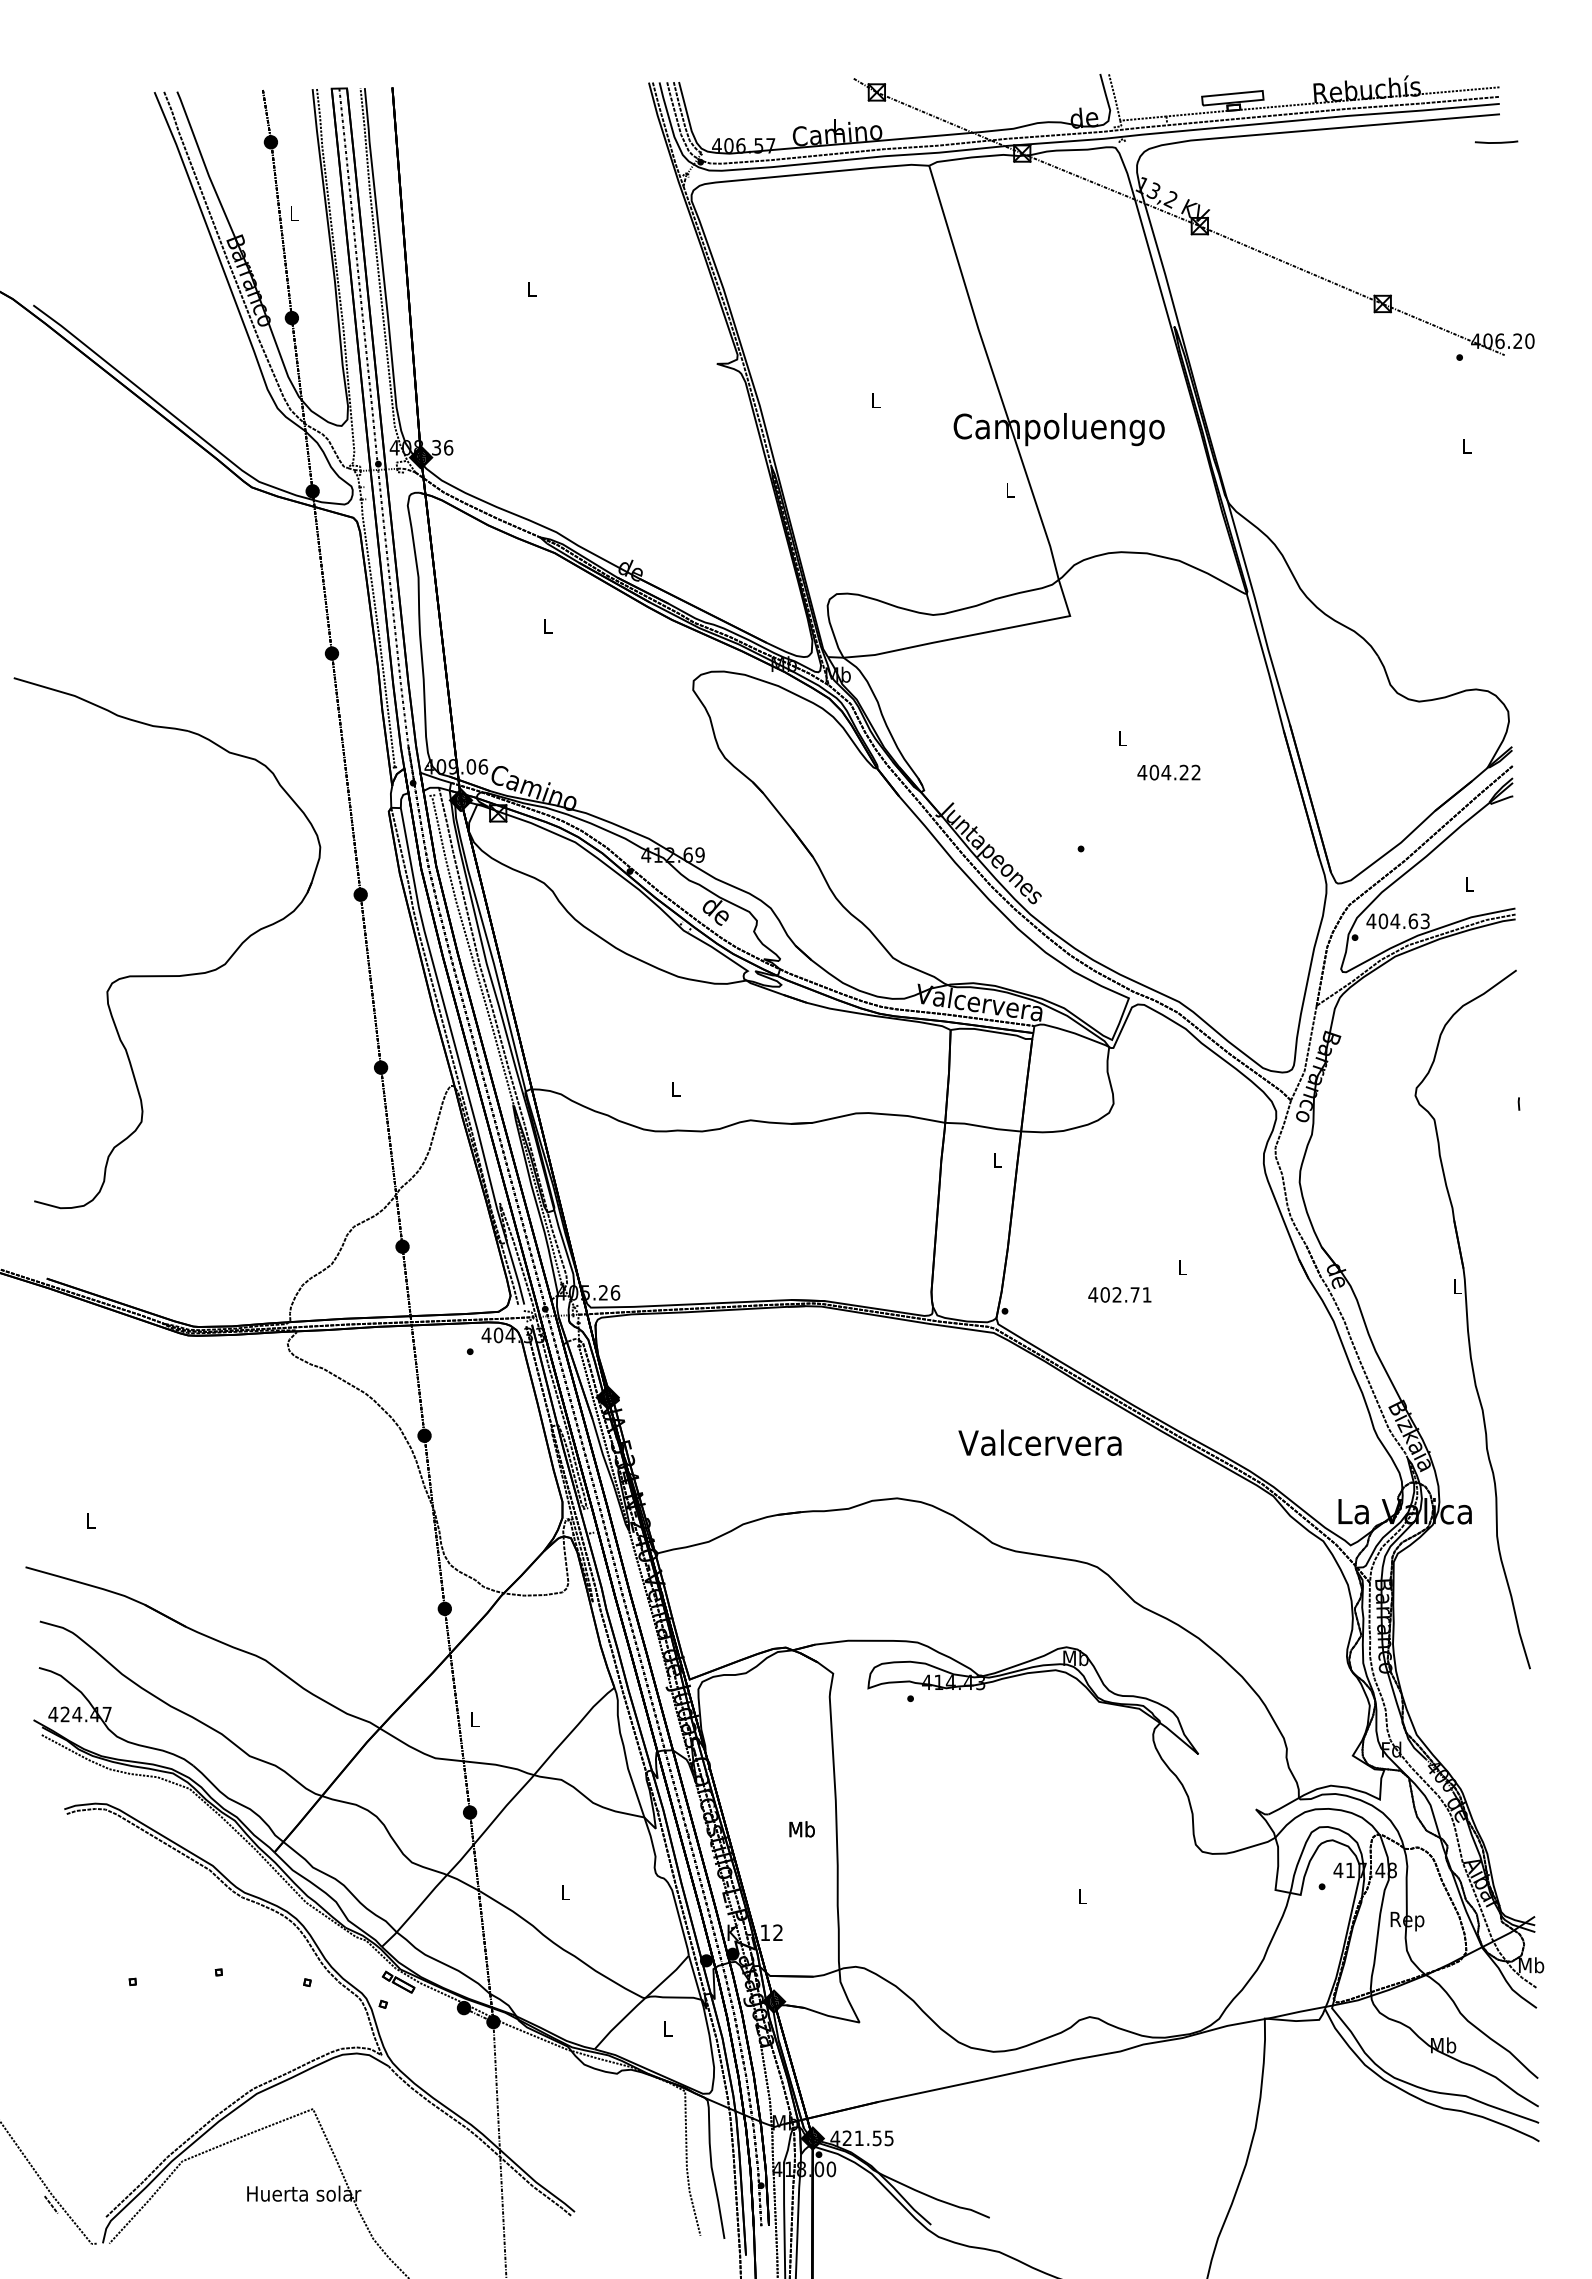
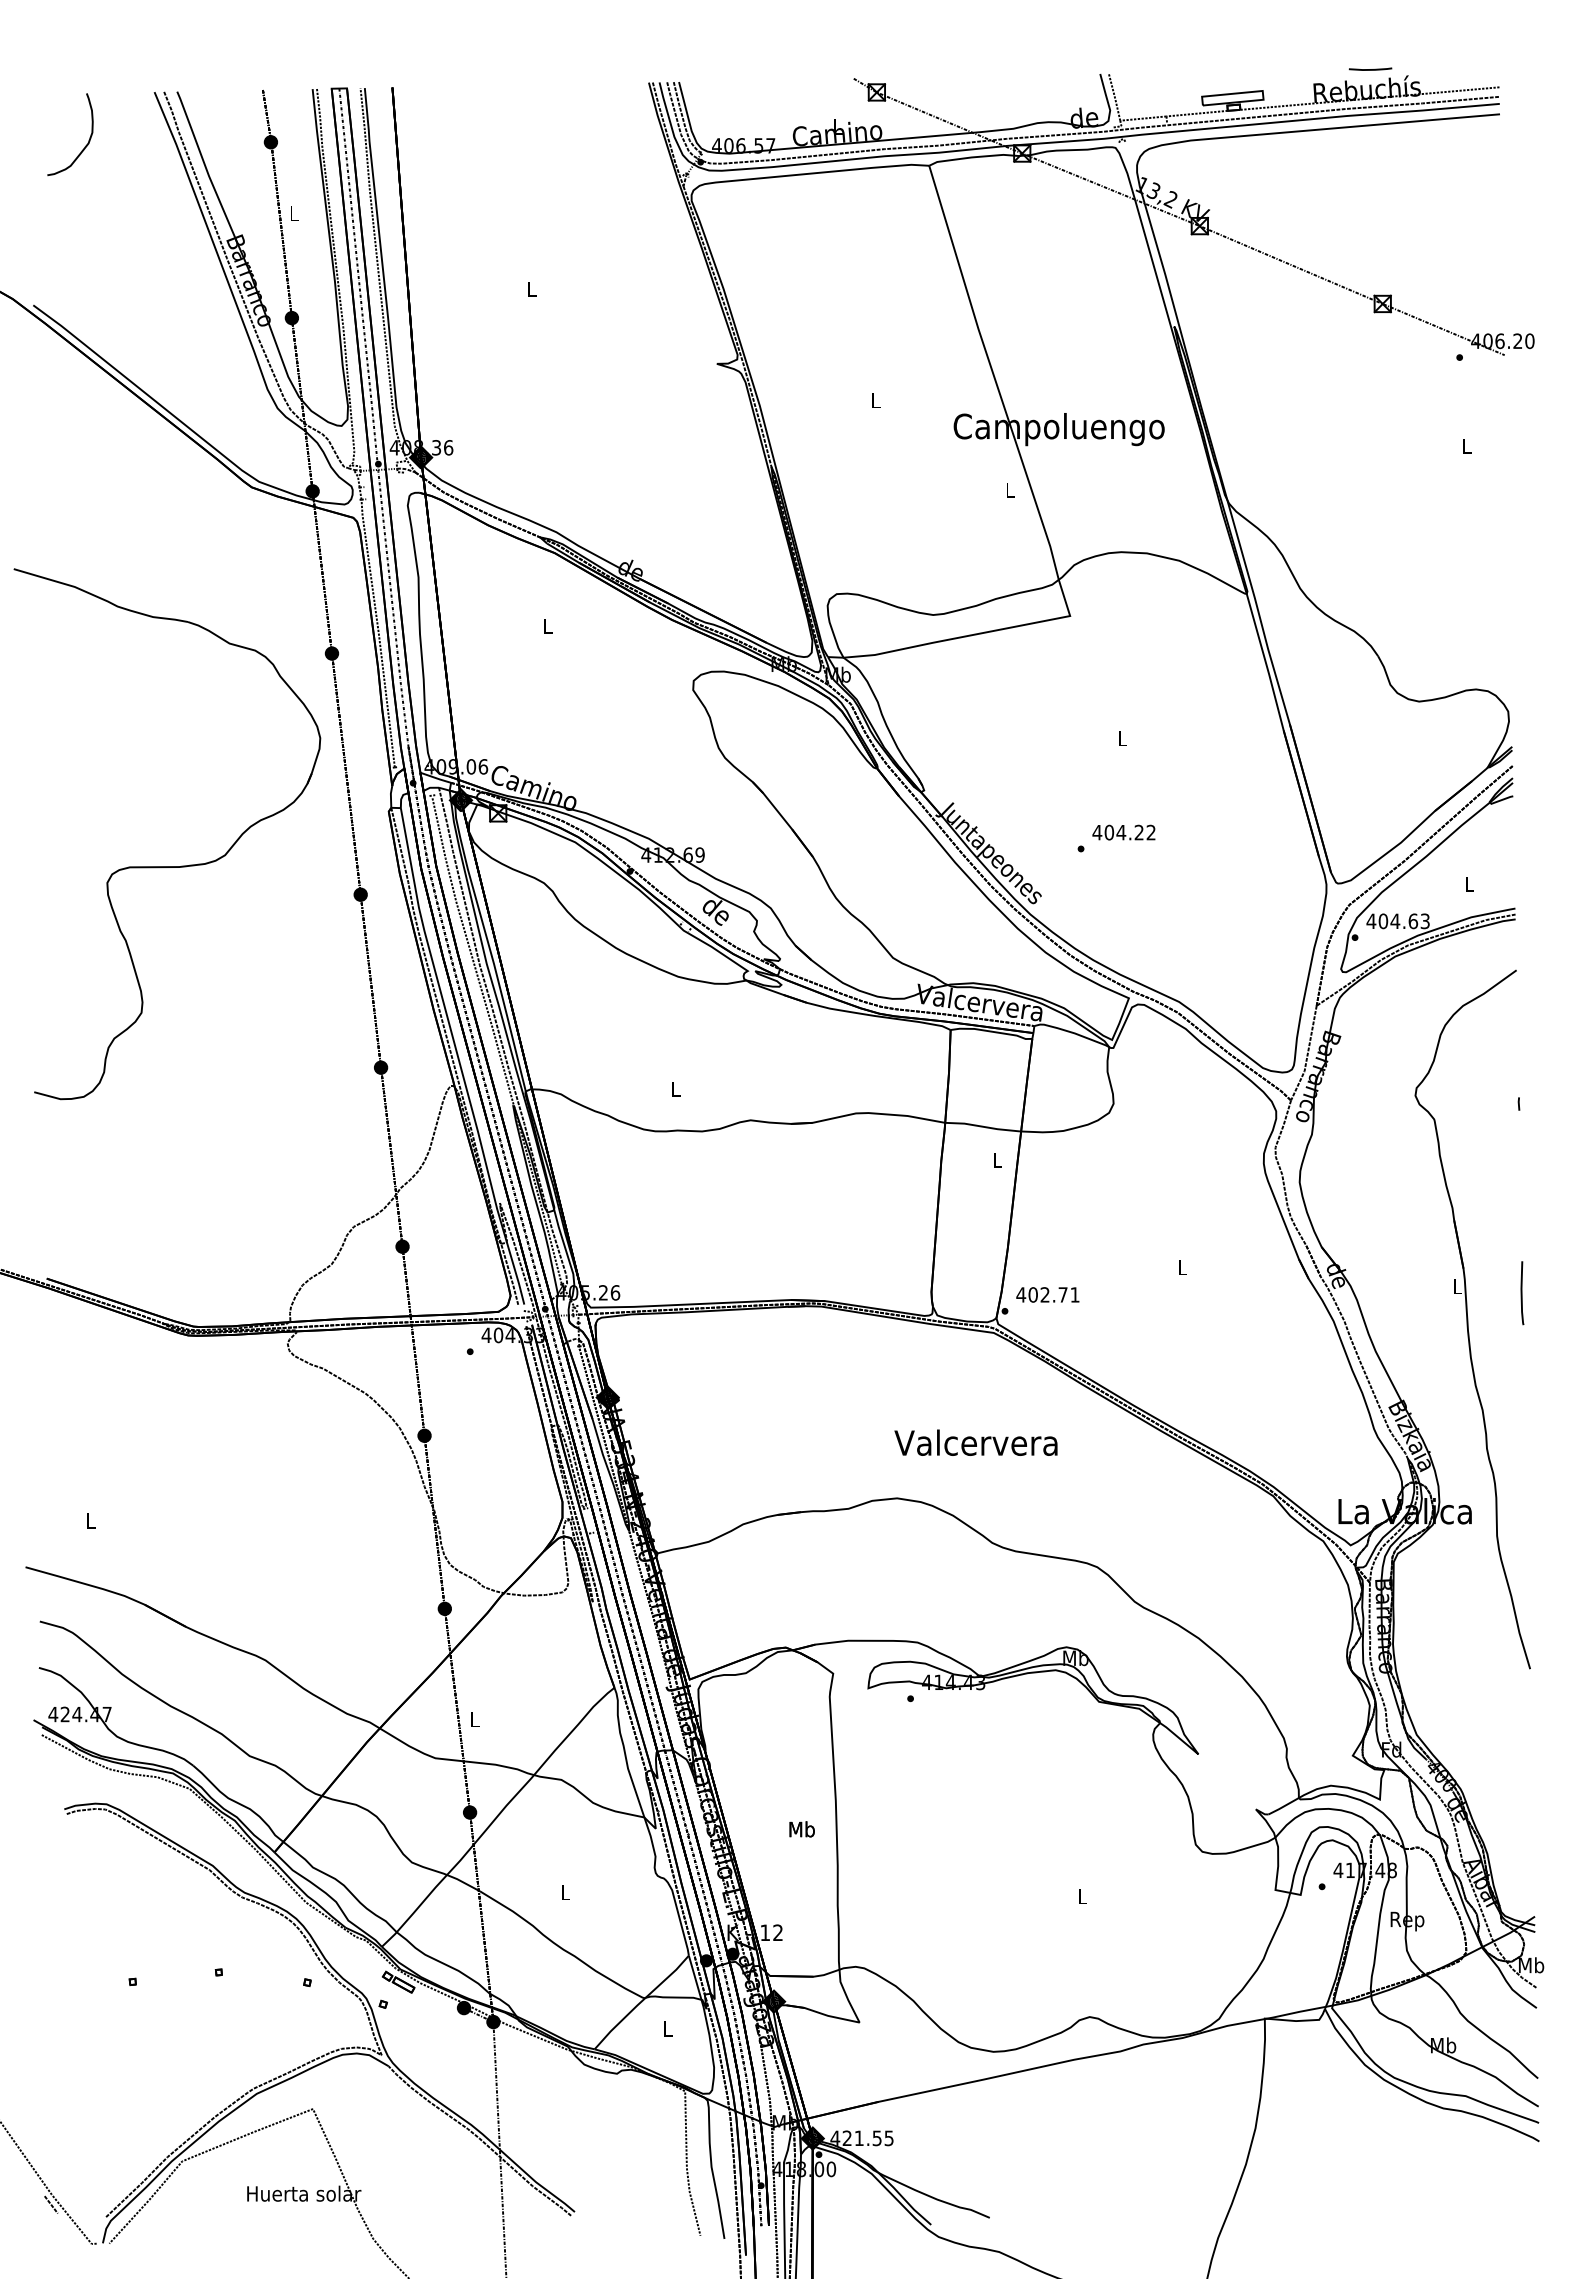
line position: (1496, 142) -> (1370, 69) (1370, 69)
curve: none -> present (84, 146)
text position: (1168, 772) -> (1123, 832) (1123, 832)
part position: (167, 975) -> (167, 866) (167, 866)
line: none -> present (1522, 1293)
text position: (1119, 1294) -> (1047, 1294) (1047, 1294)
text position: (1039, 1442) -> (975, 1442) (975, 1442)
